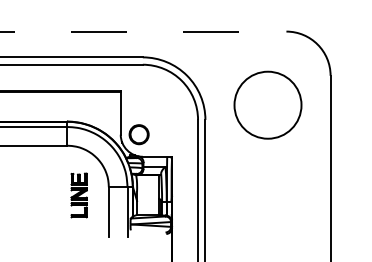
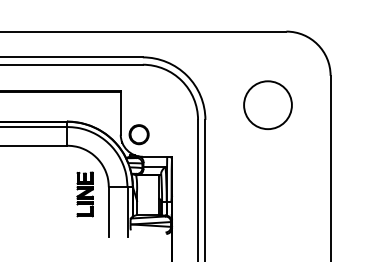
line: dashed -> solid (143, 31)
circle diameter: 67 px -> 48 px (267, 105)
part position: (78, 195) -> (84, 194) (84, 194)
